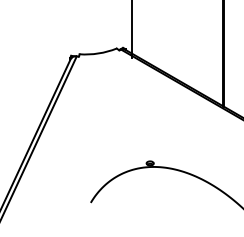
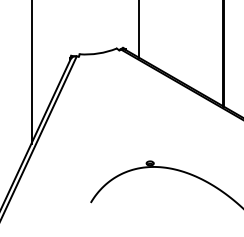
line position: (131, 29) -> (138, 29) (138, 29)
line: none -> present (31, 72)
